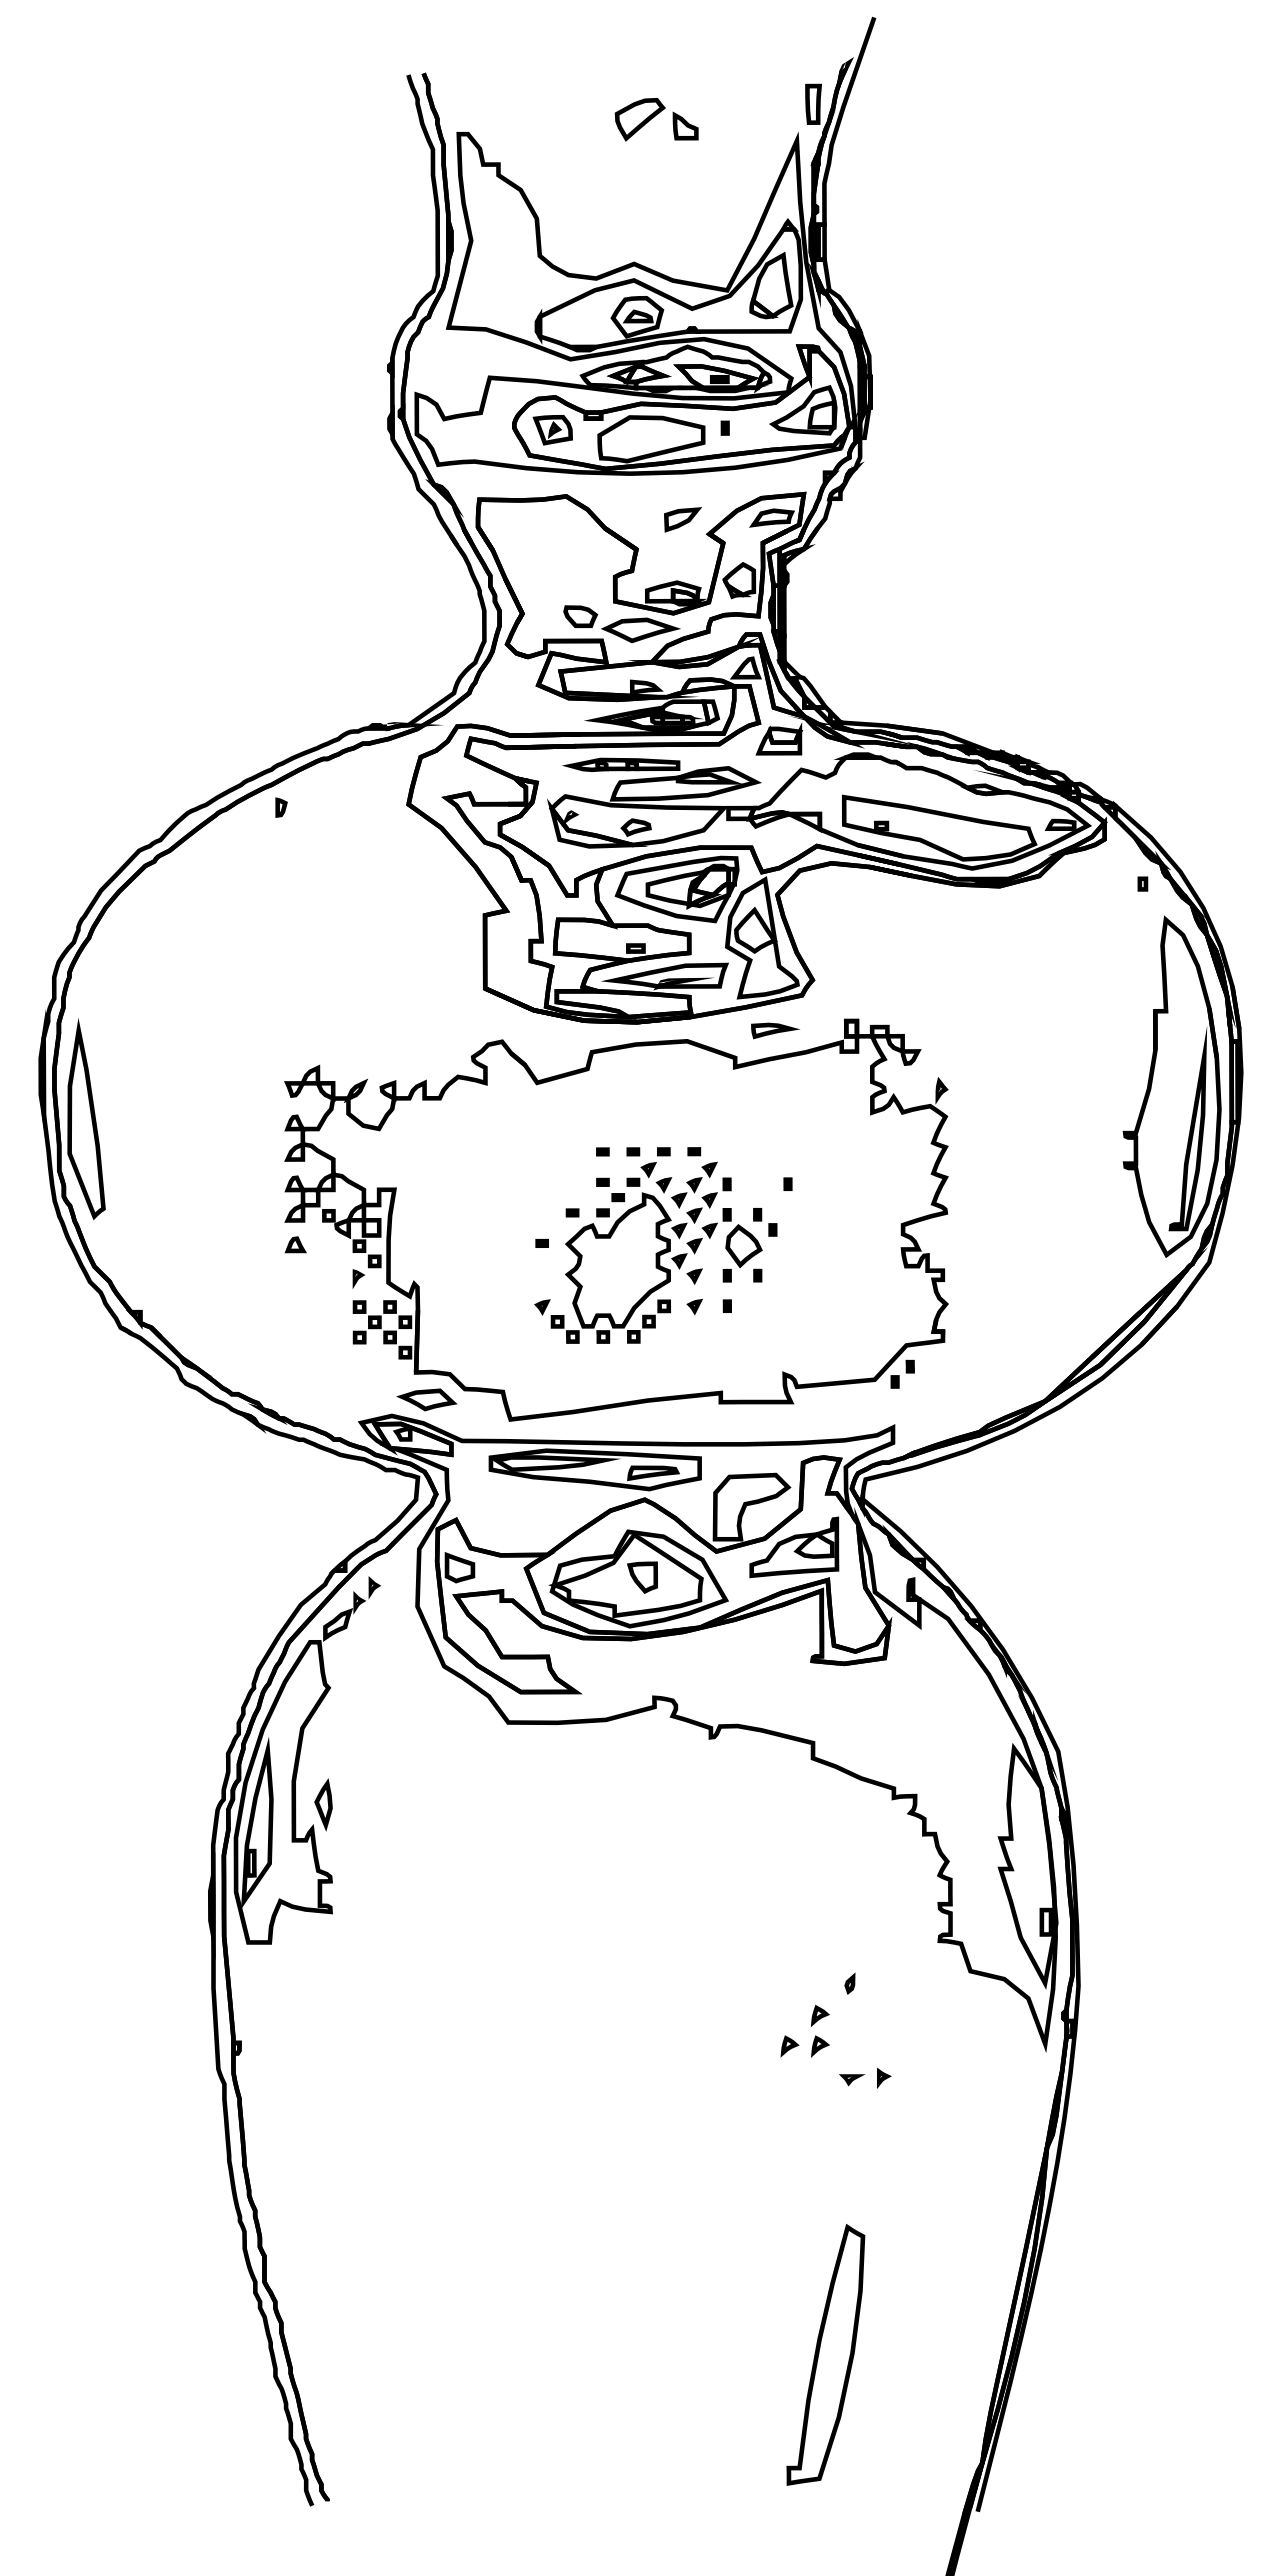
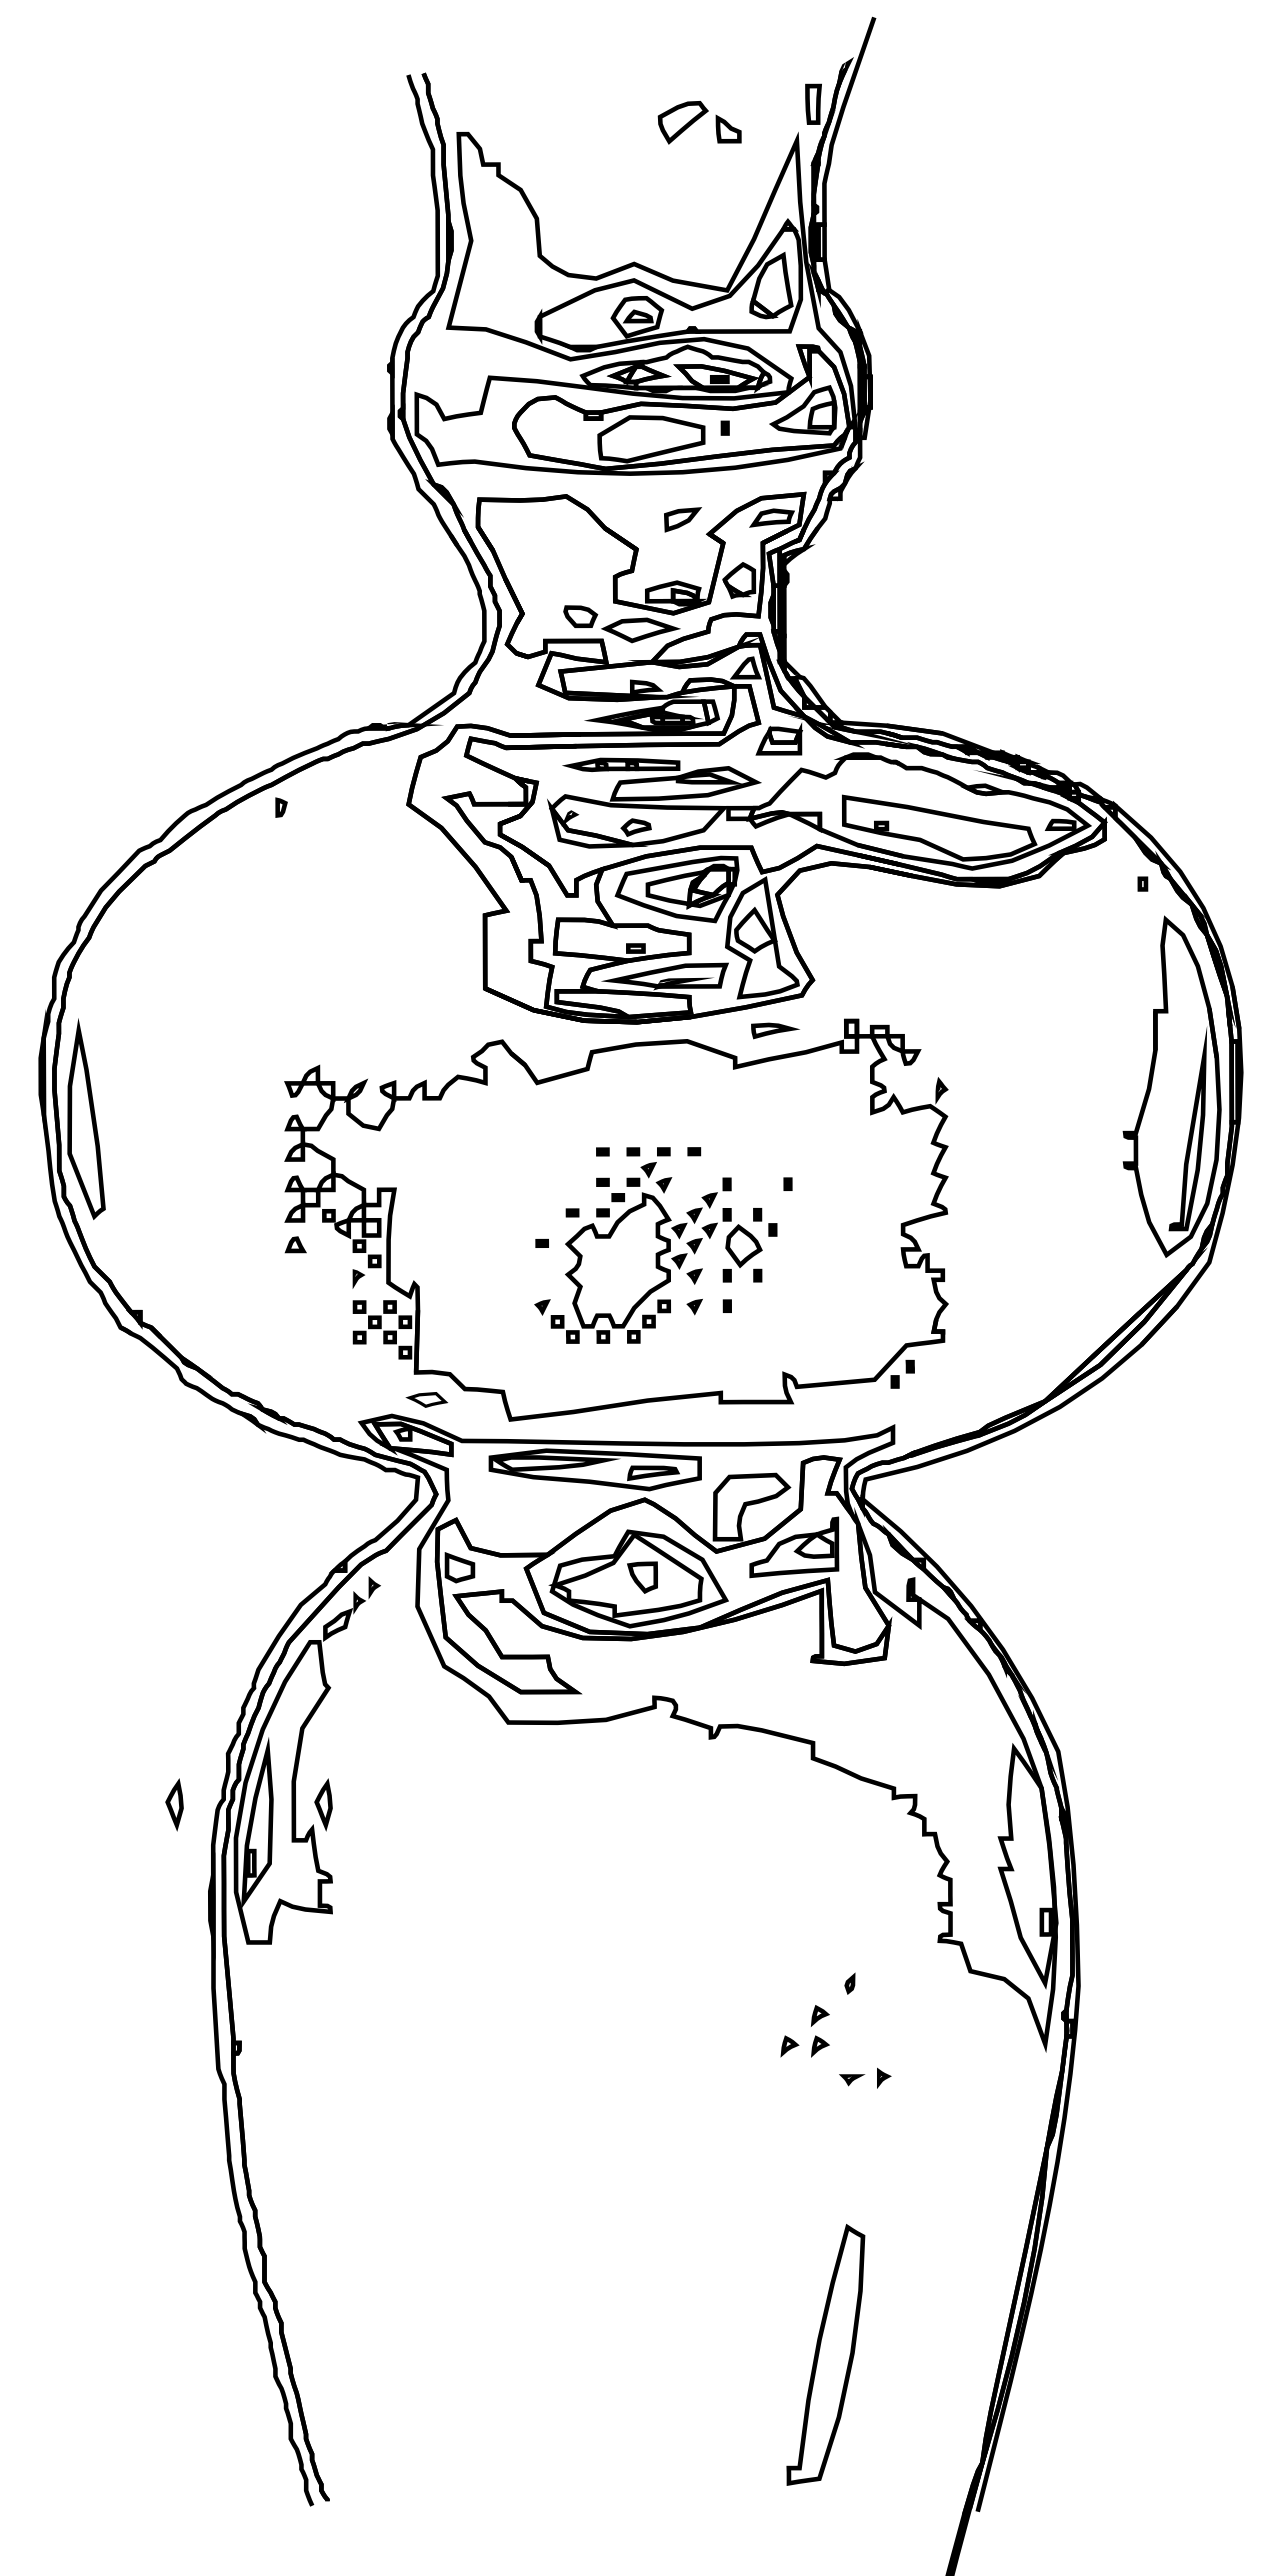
part position: (656, 119) -> (699, 122) (699, 122)
part: present -> none (552, 430)
part: present -> none (694, 1184)
part size: 62x24 px -> 44x16 px (426, 1399)
part: none -> present (174, 1804)
